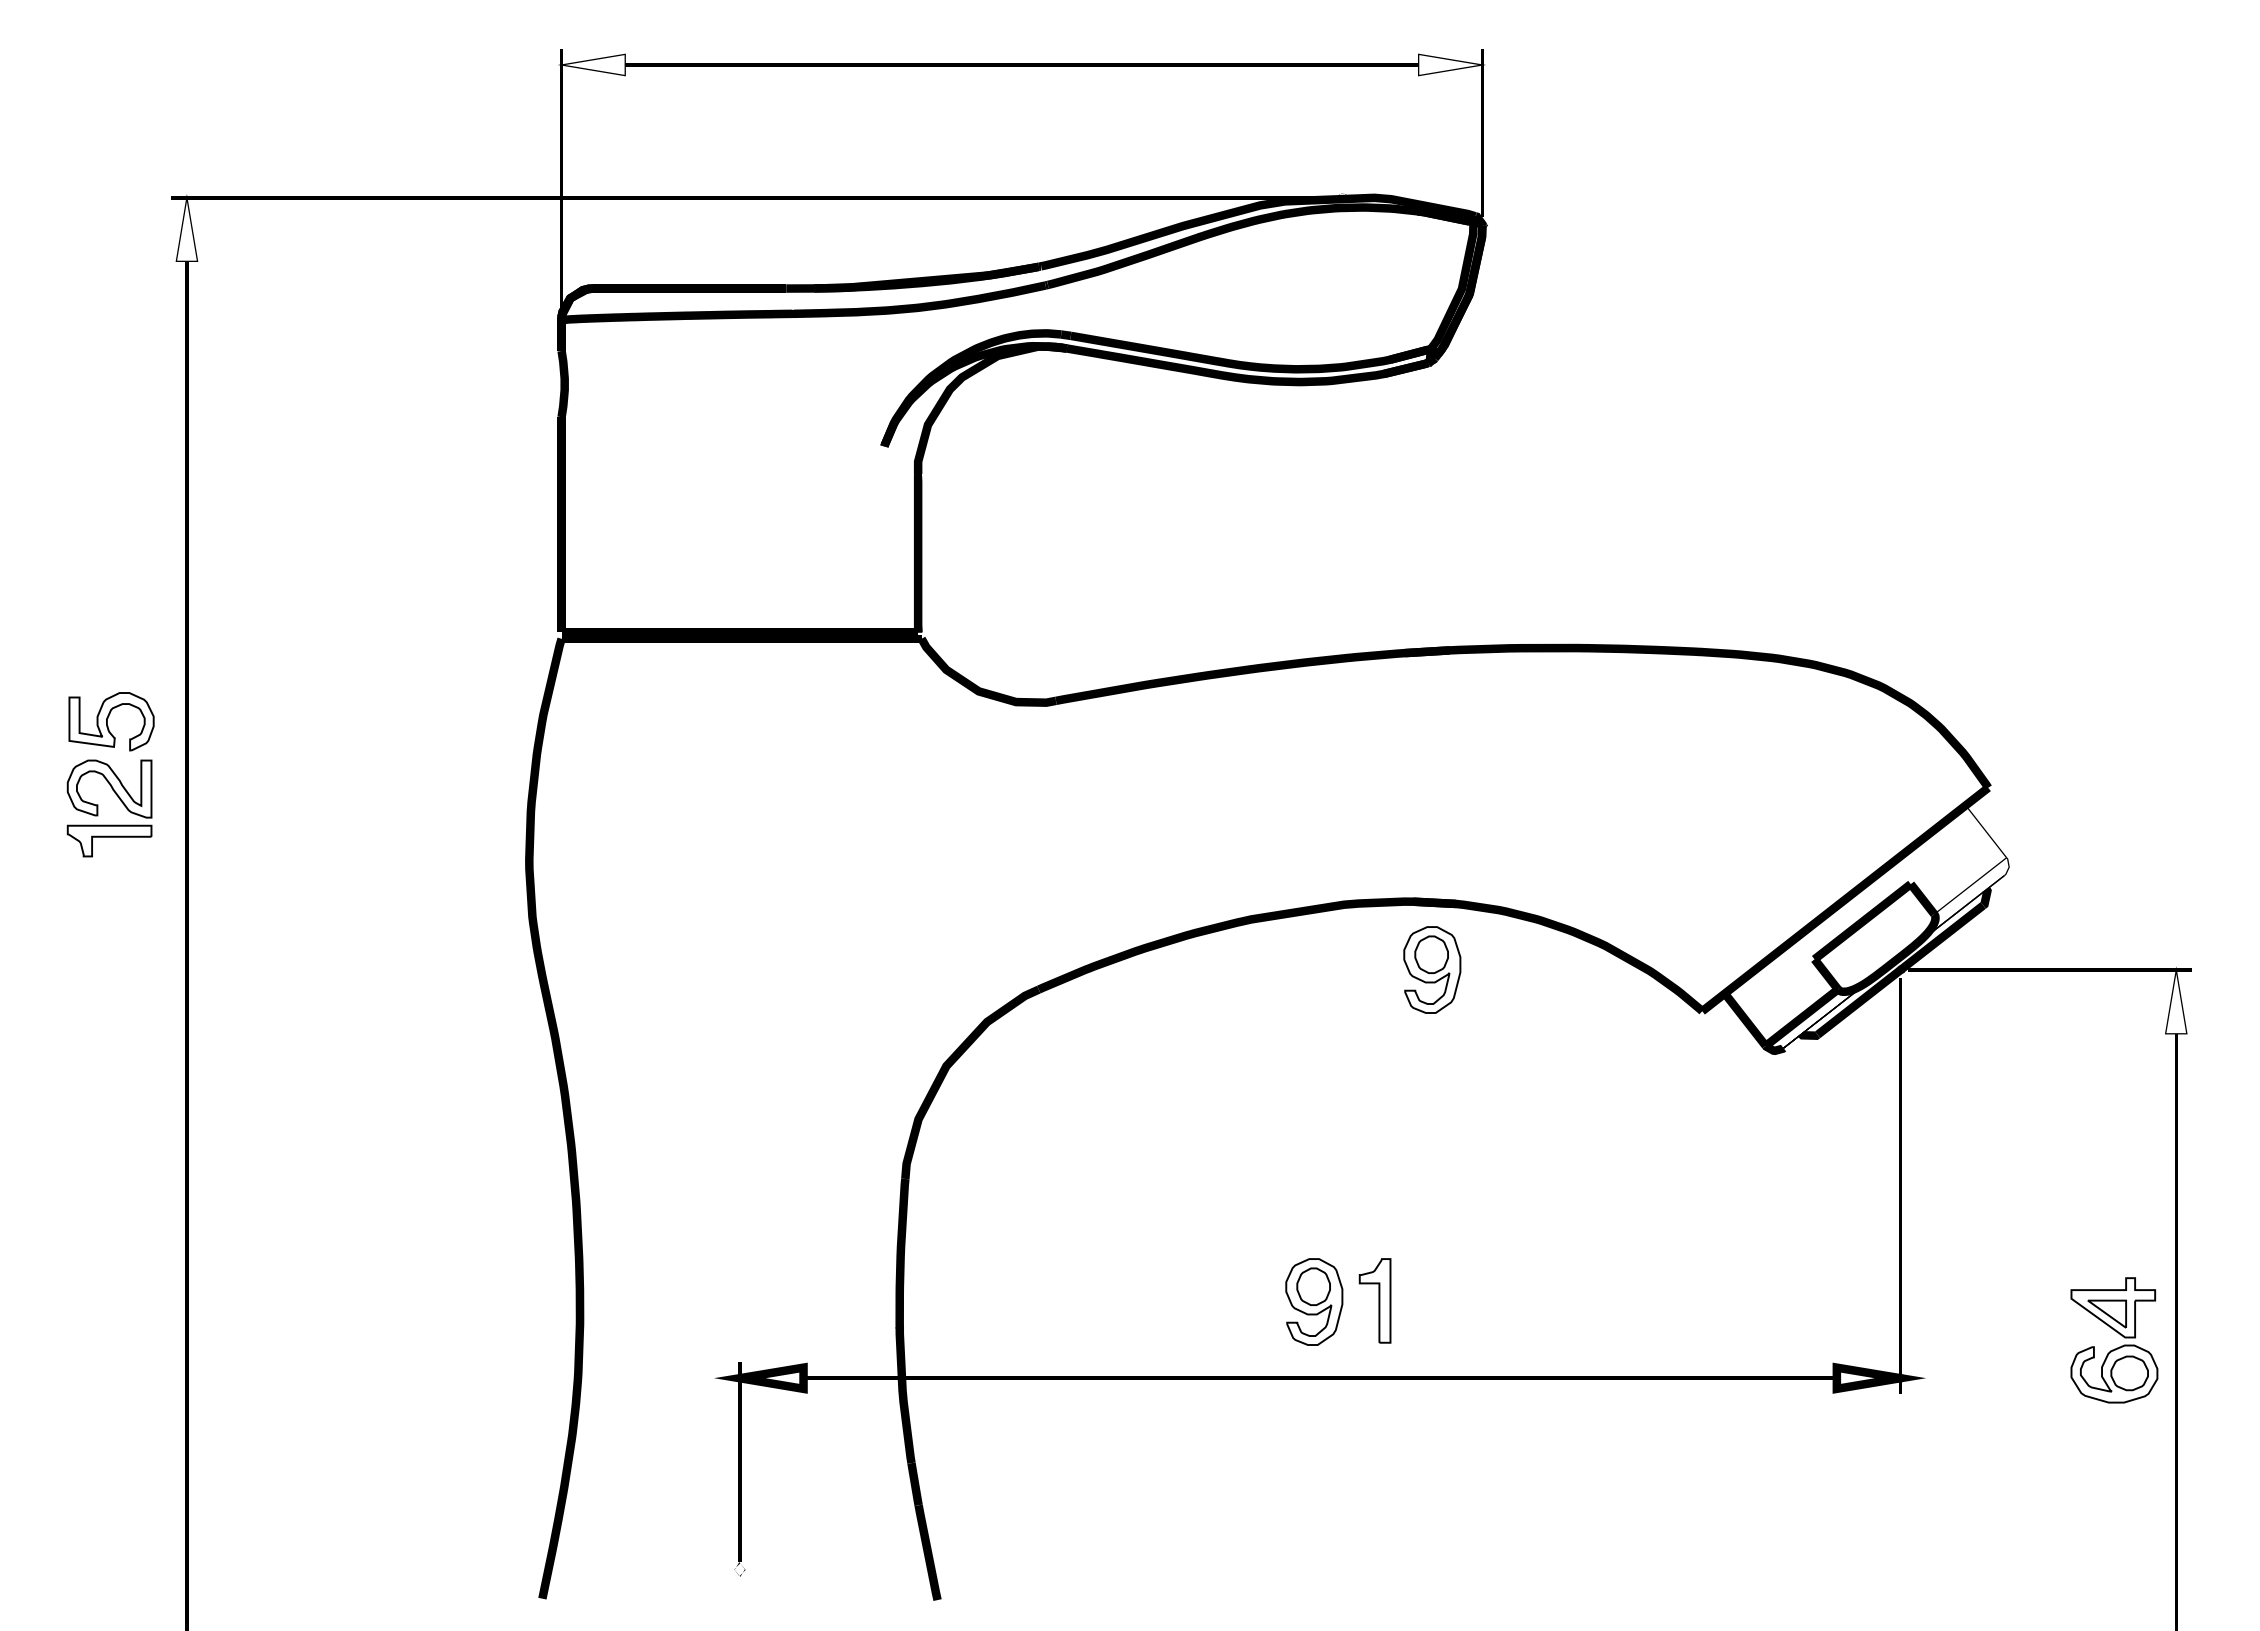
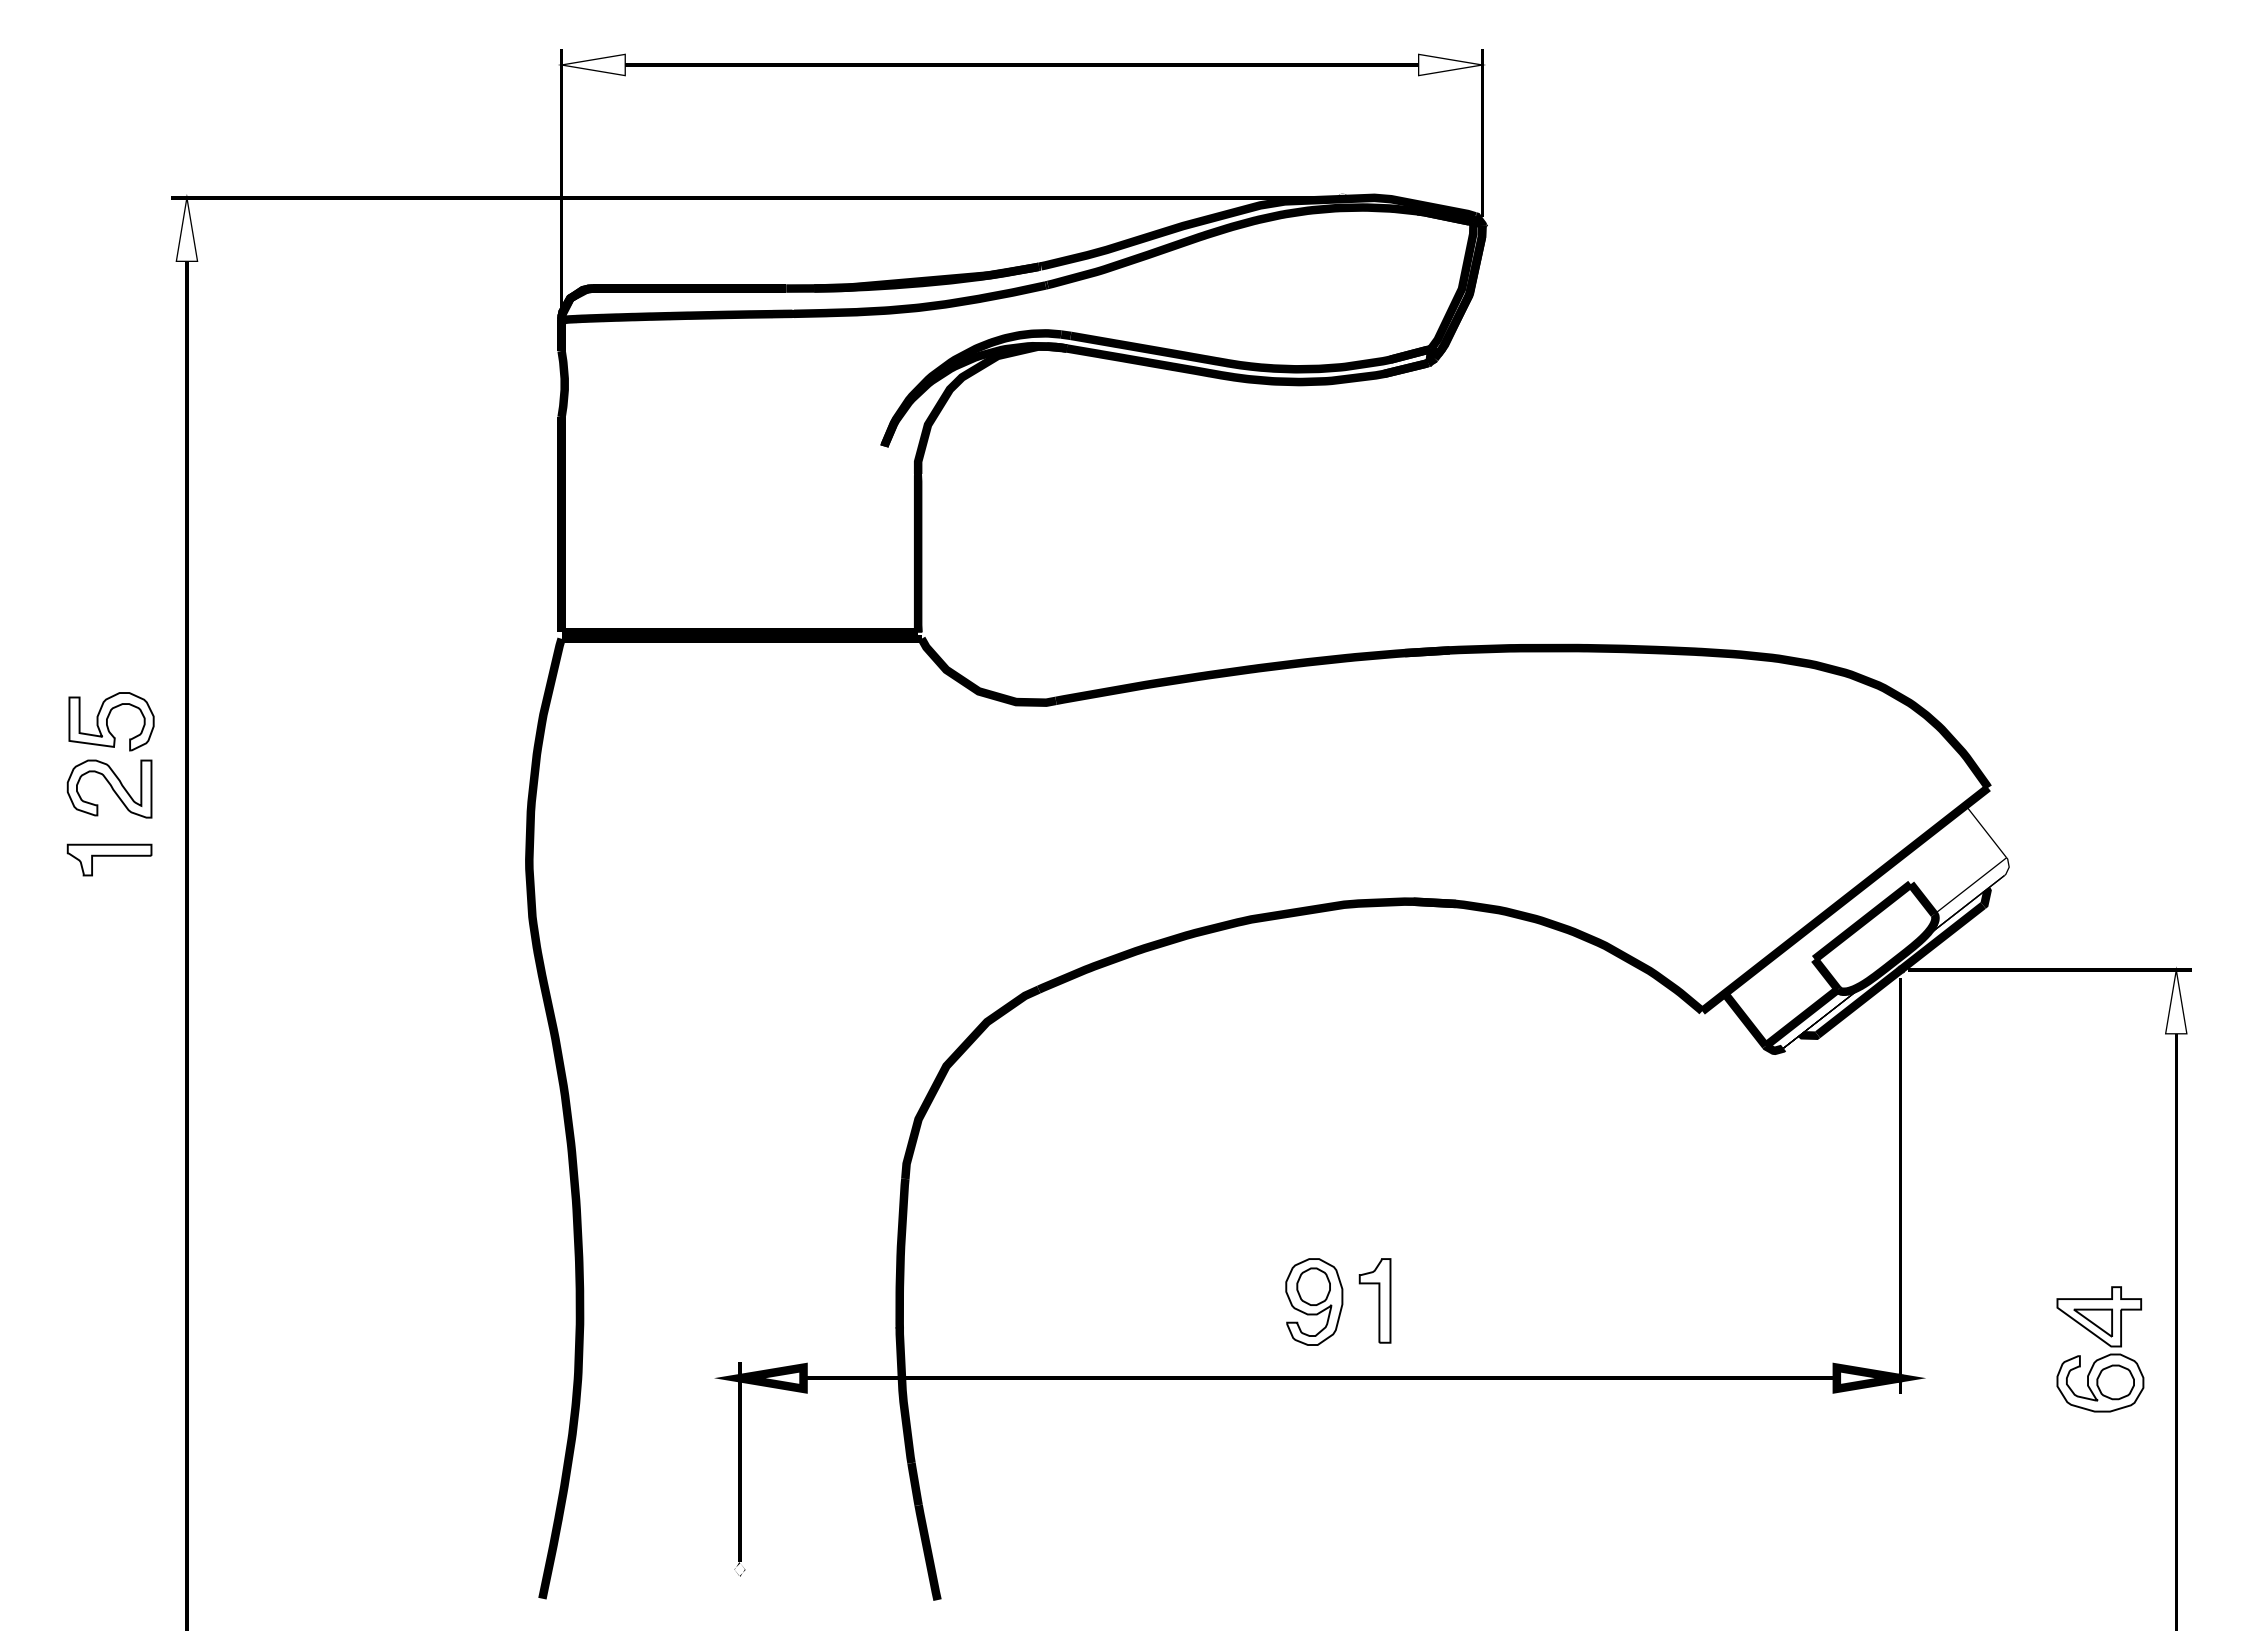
part position: (109, 840) -> (109, 859) (109, 859)
part: present -> none (1432, 969)
part position: (2117, 1333) -> (2103, 1342) (2103, 1342)
